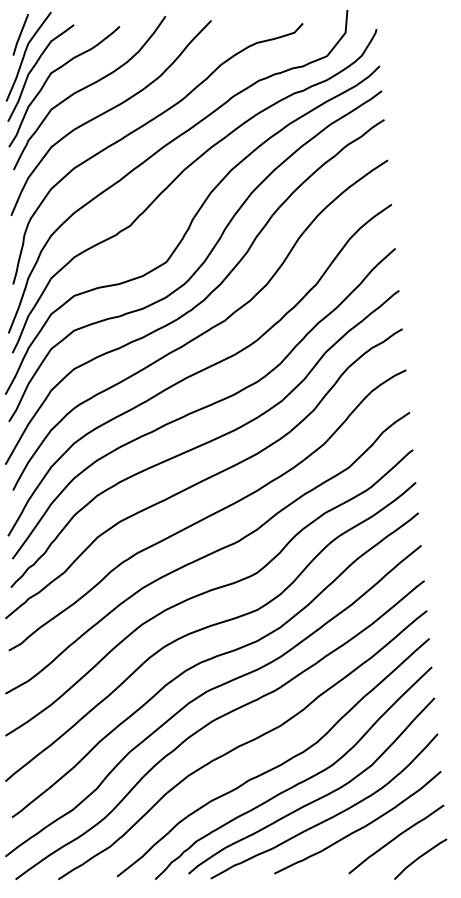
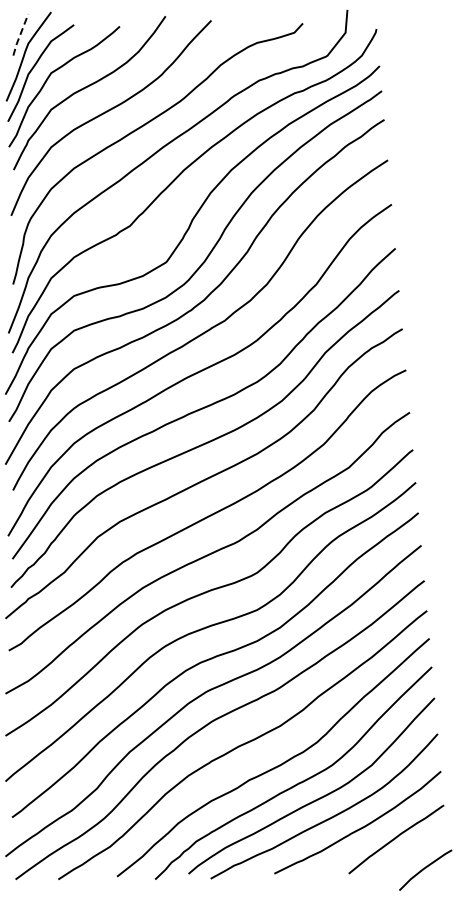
line: solid -> dashed (20, 34)
curve position: (420, 857) -> (425, 868) (425, 868)
